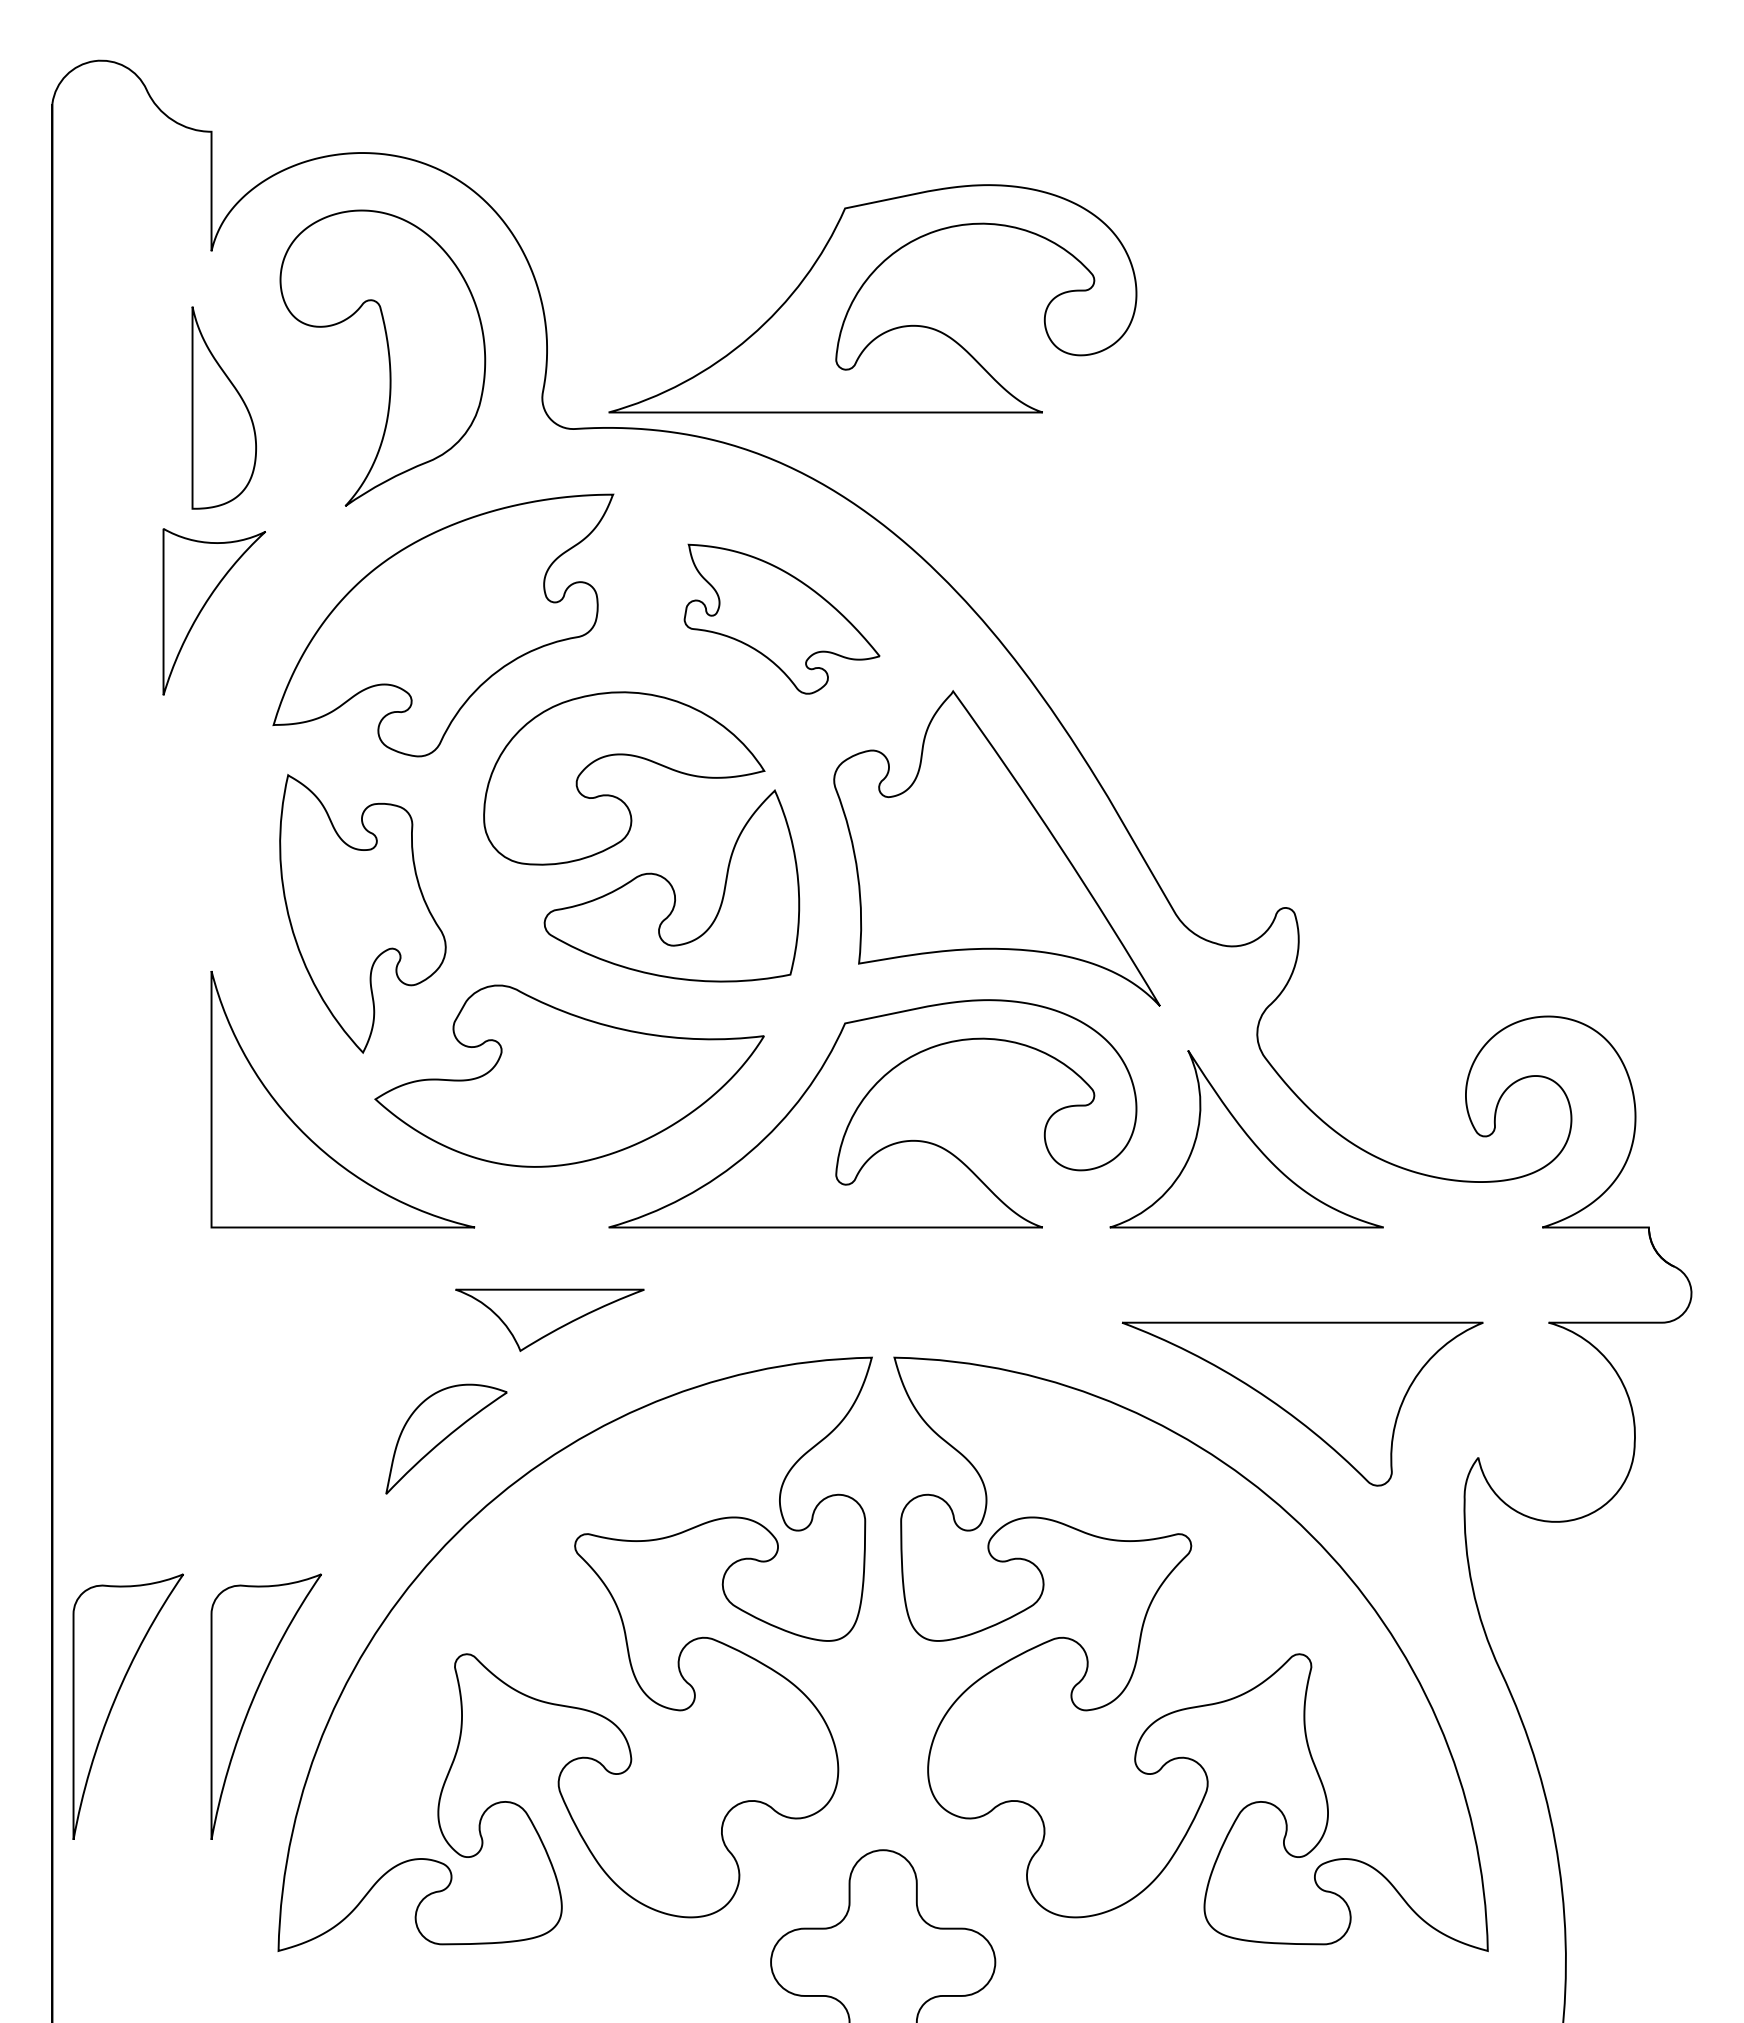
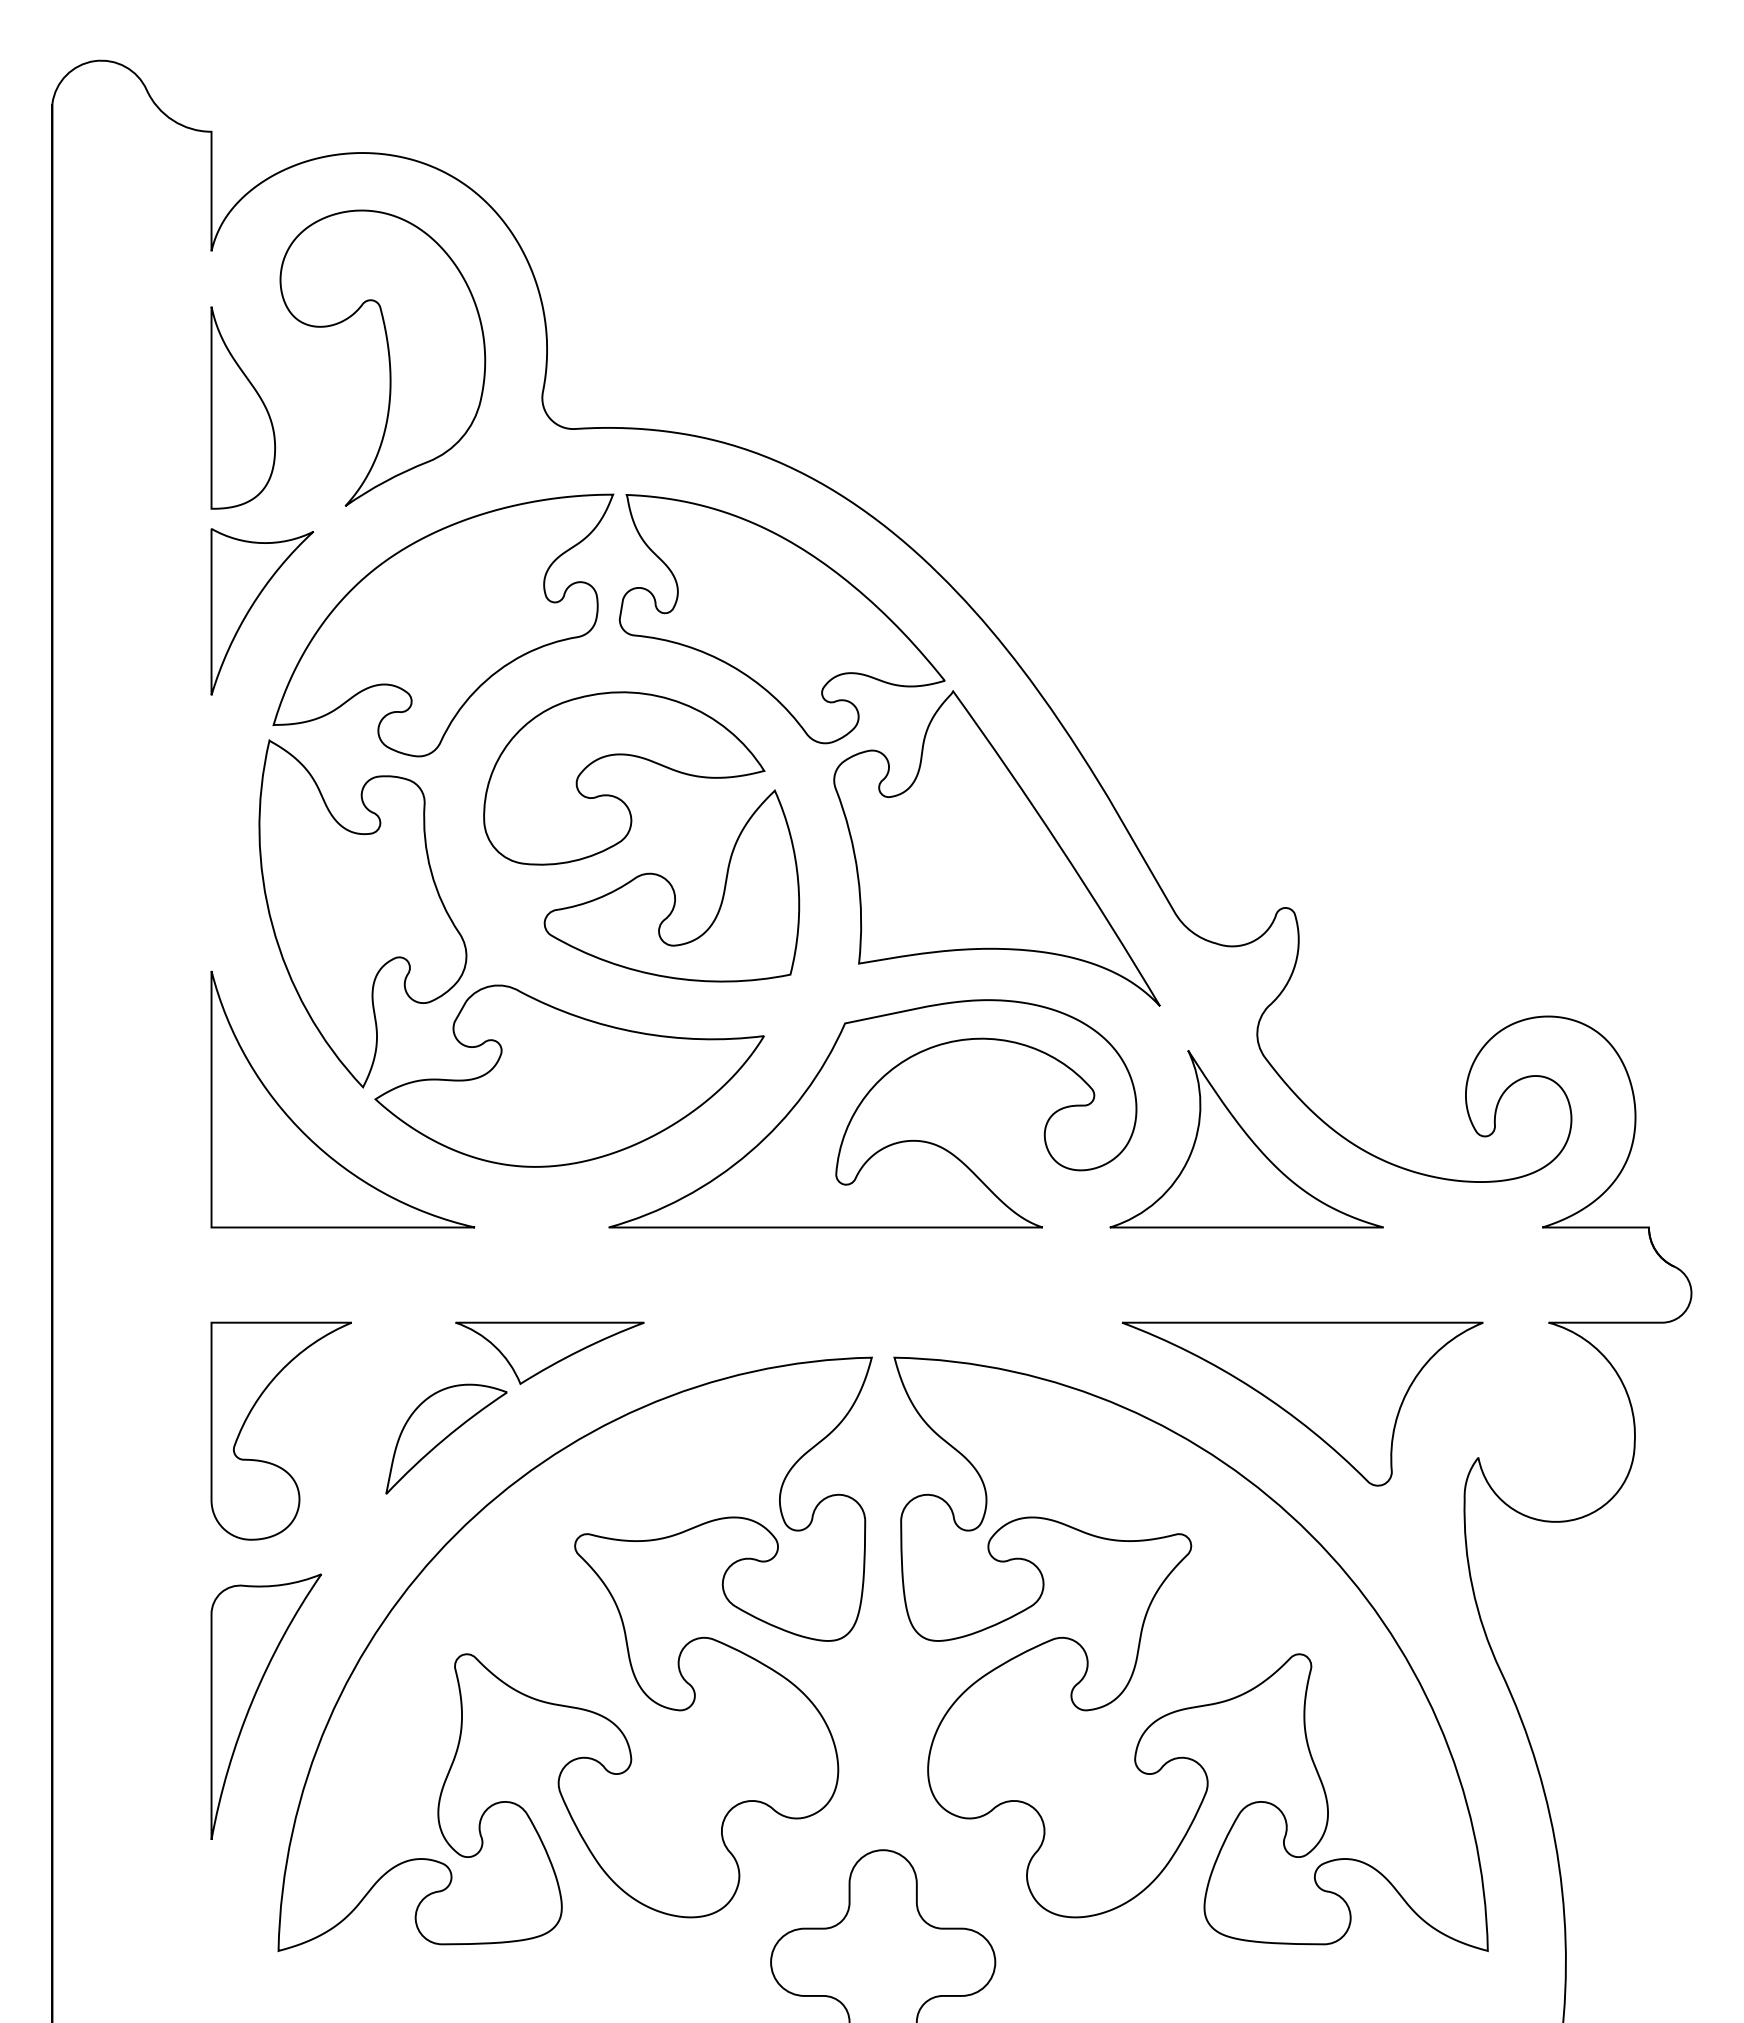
part: present -> none (860, 290)
part position: (223, 407) -> (242, 407) (242, 407)
part position: (204, 607) -> (252, 607) (252, 607)
part size: 198x152 px -> 328x251 px (781, 619)
part size: 168x280 px -> 210x350 px (362, 913)
part position: (549, 1319) -> (549, 1352) (549, 1352)
part: none -> present (268, 1461)
part: present -> none (115, 1701)
